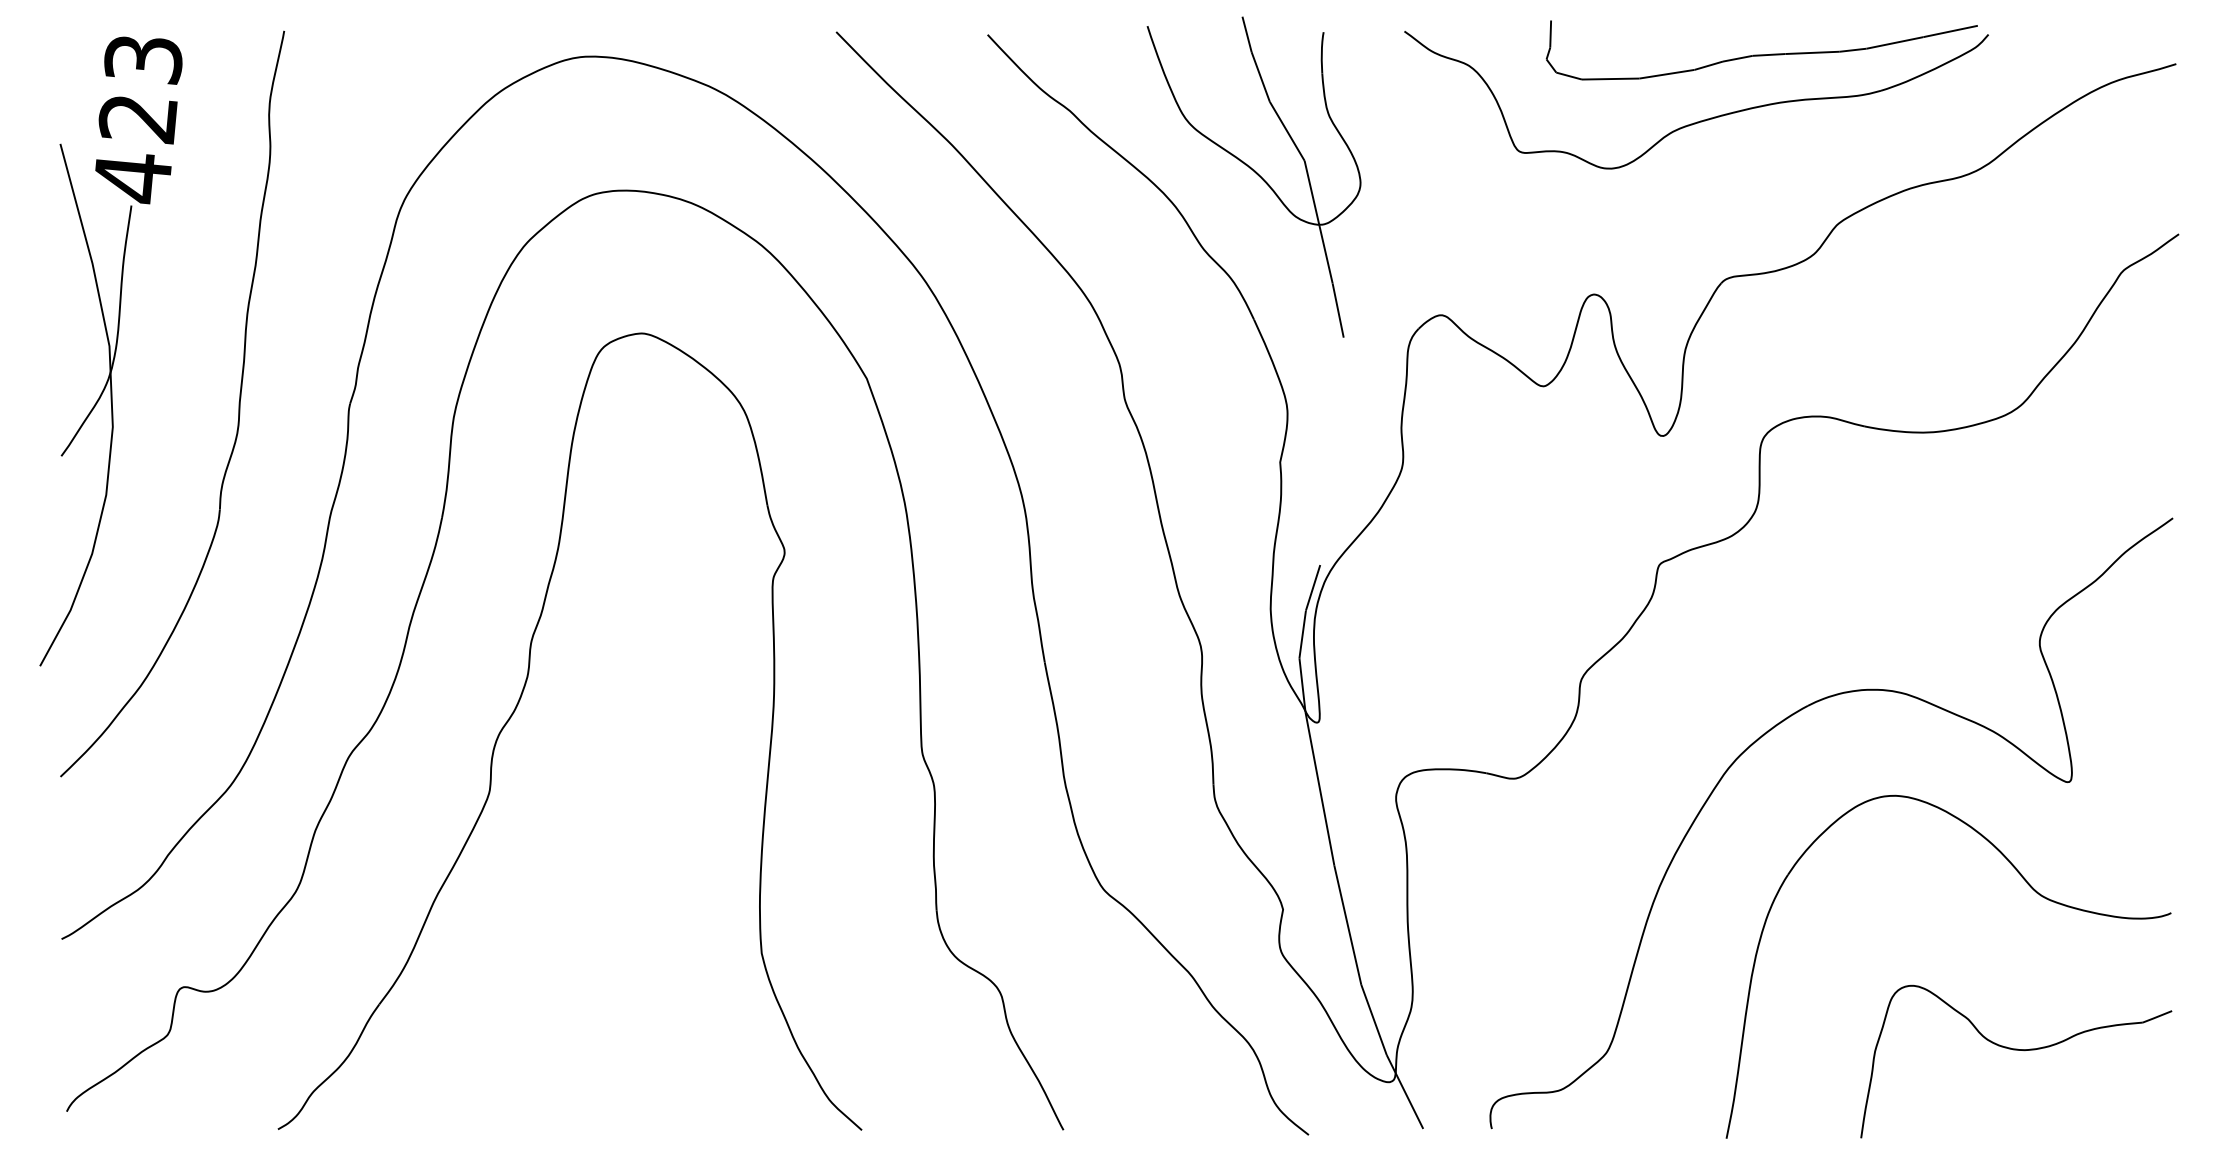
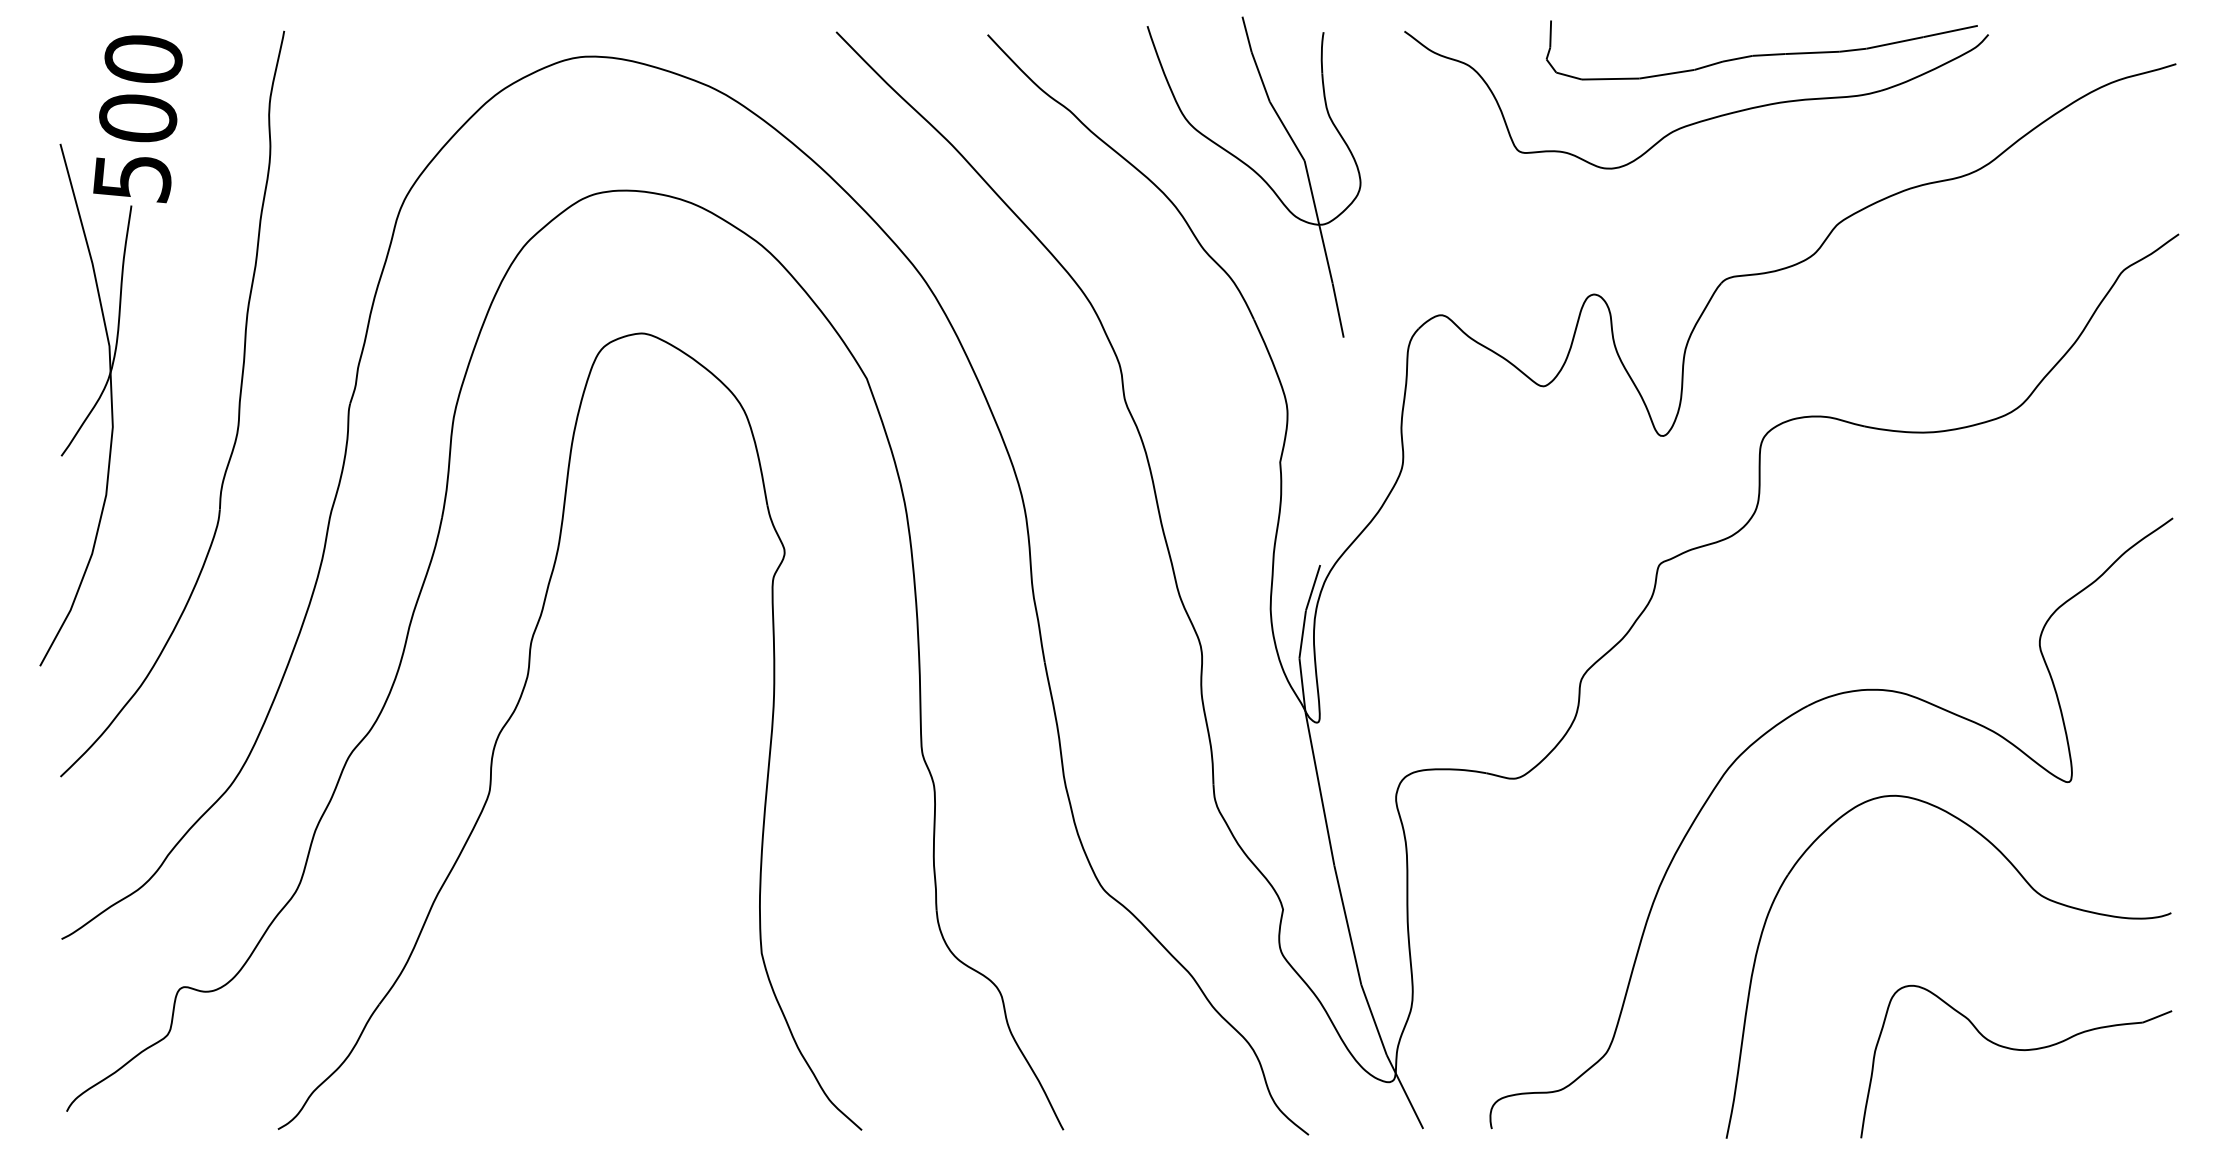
text: 423 -> 500 (137, 119)
